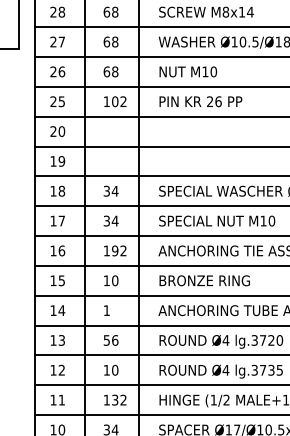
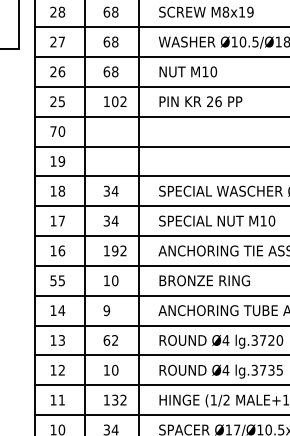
text: M8x14 -> M8x19 (250, 11)
text: 20 -> 70 (53, 131)
text: 15 -> 55 (53, 280)
text: 1 -> 9 (106, 310)
text: 56 -> 62 (110, 340)
